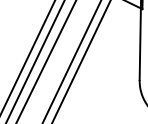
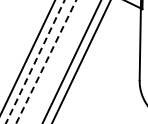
line: solid -> dashed (46, 61)
line: solid -> dashed (35, 62)
